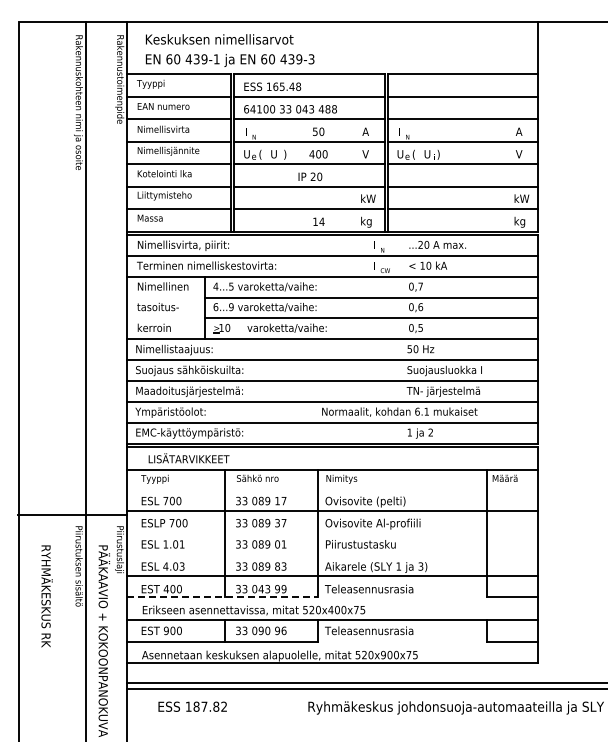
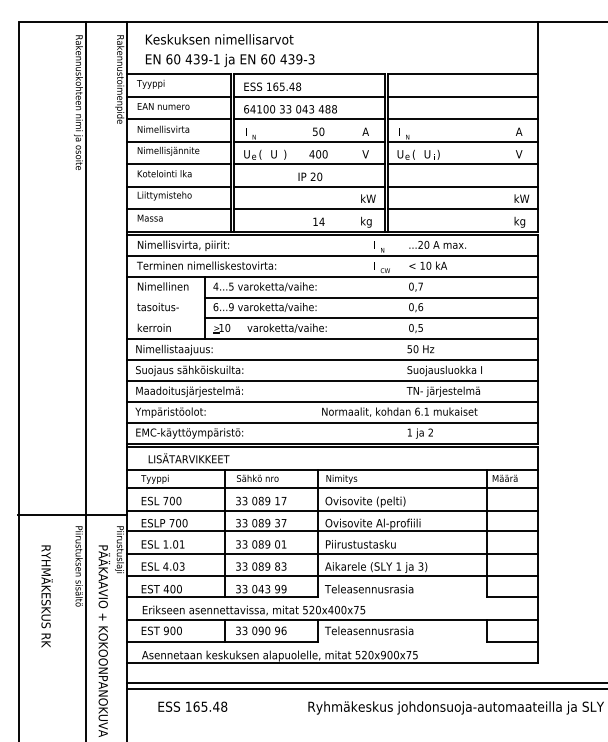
line: none -> present (332, 488)
line: none -> present (332, 531)
line: none -> present (332, 553)
line: dashed -> solid (222, 597)
text: 187.82 -> 165.48 (210, 706)
